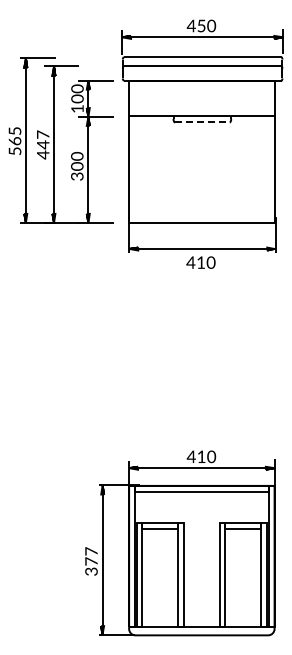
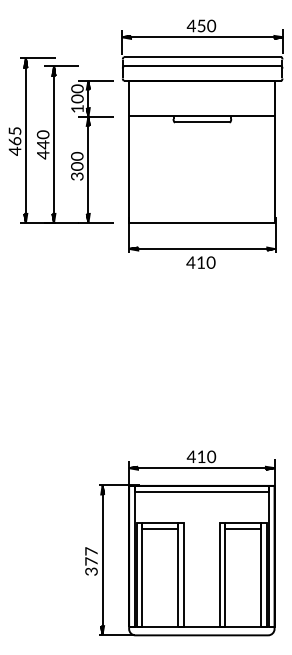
line: dashed -> solid (202, 122)
text: 447 -> 440 (42, 134)
text: 565 -> 465 (14, 150)
